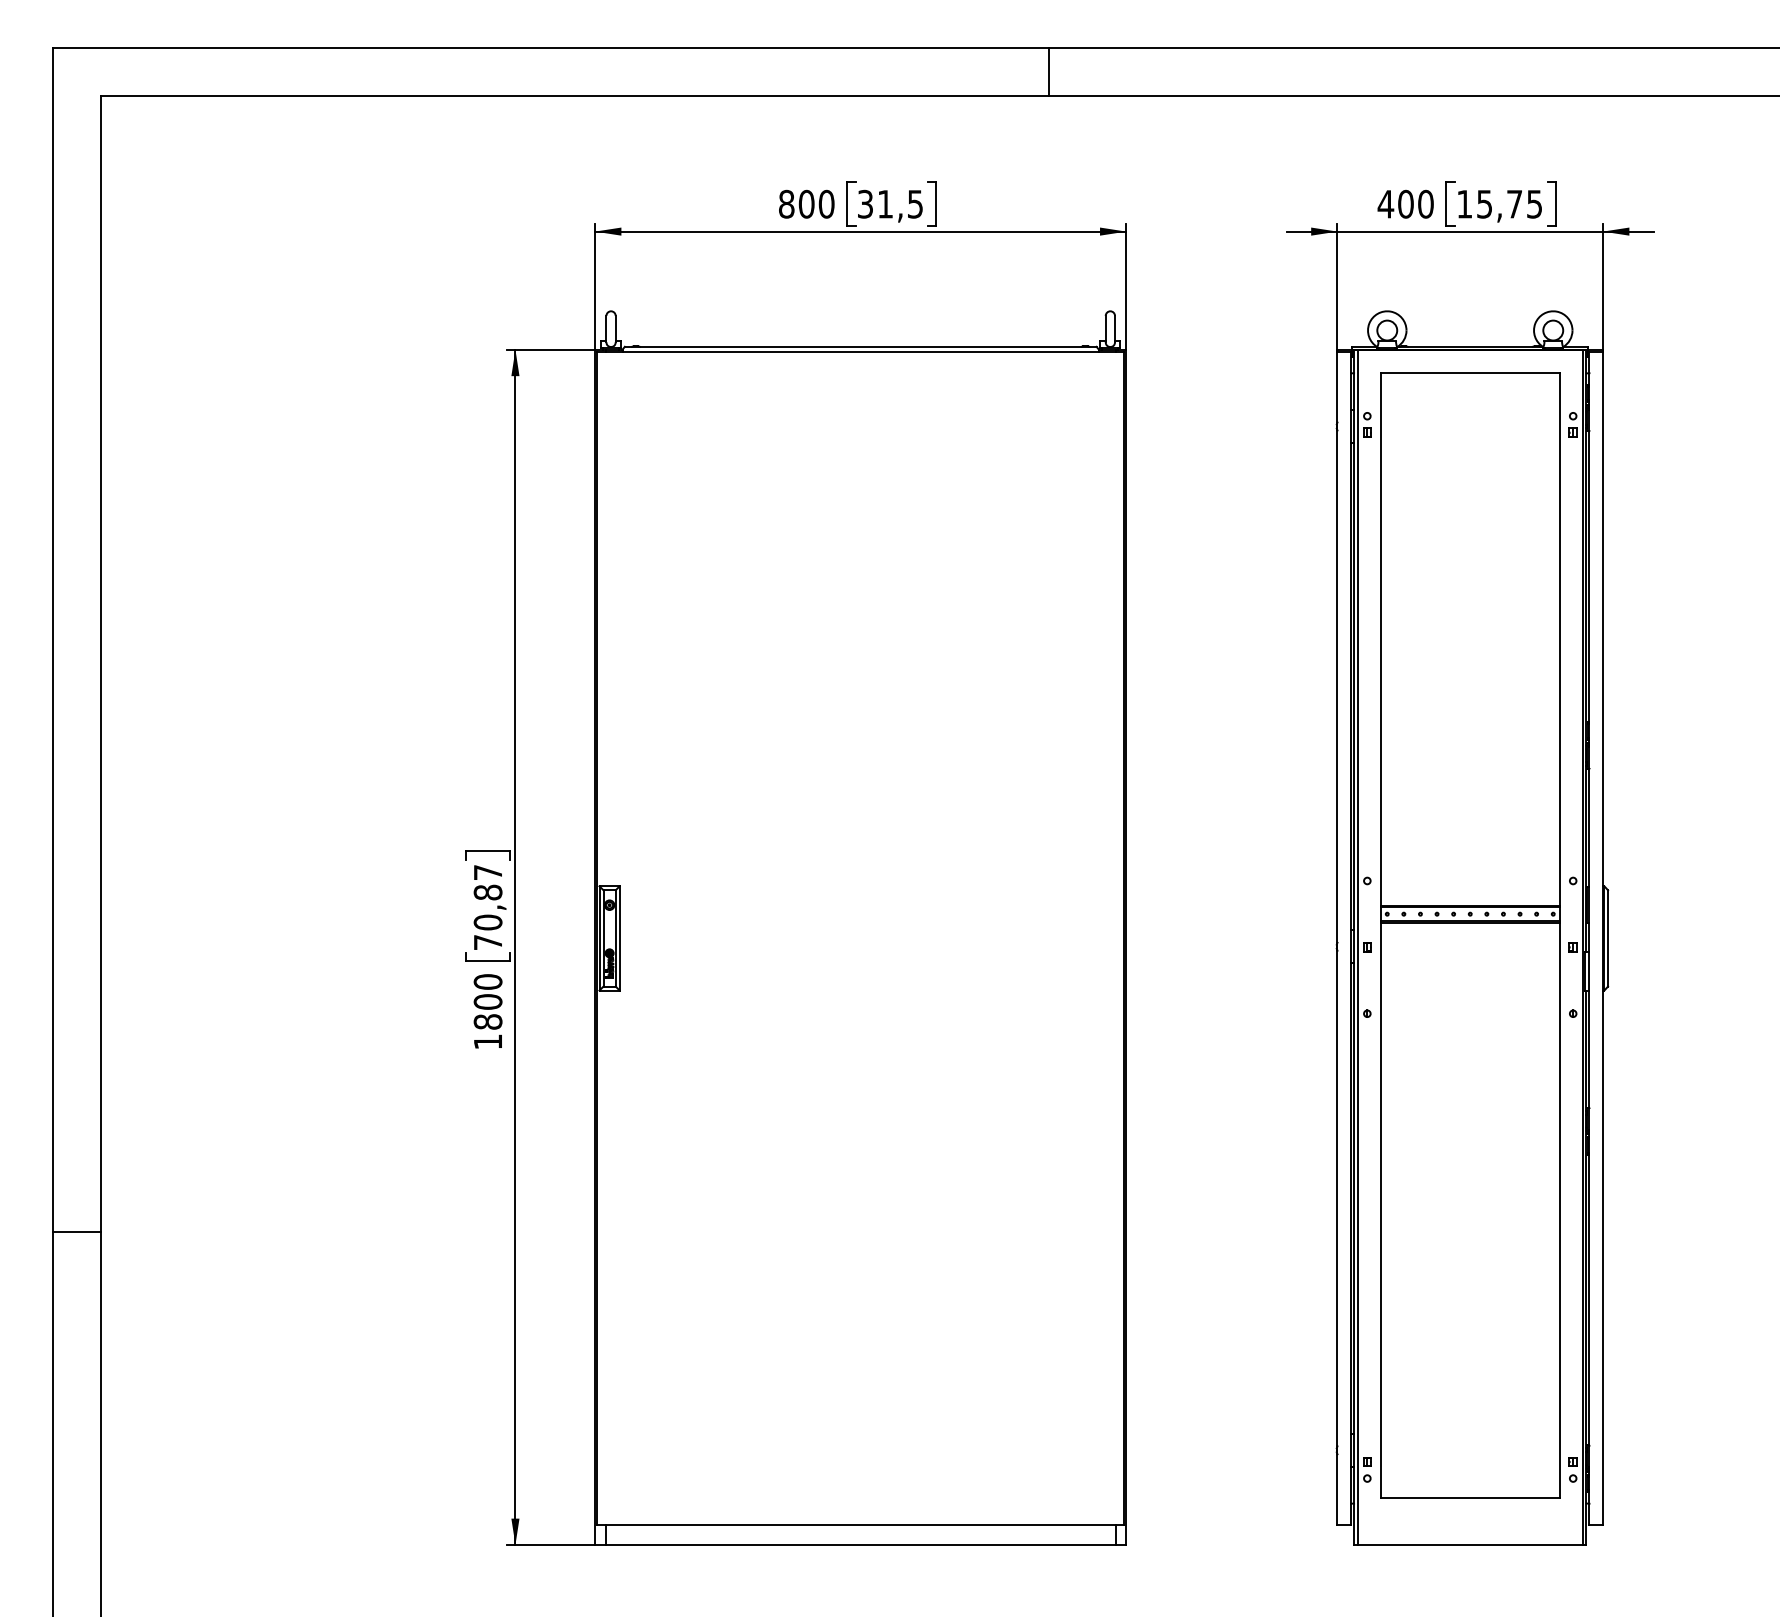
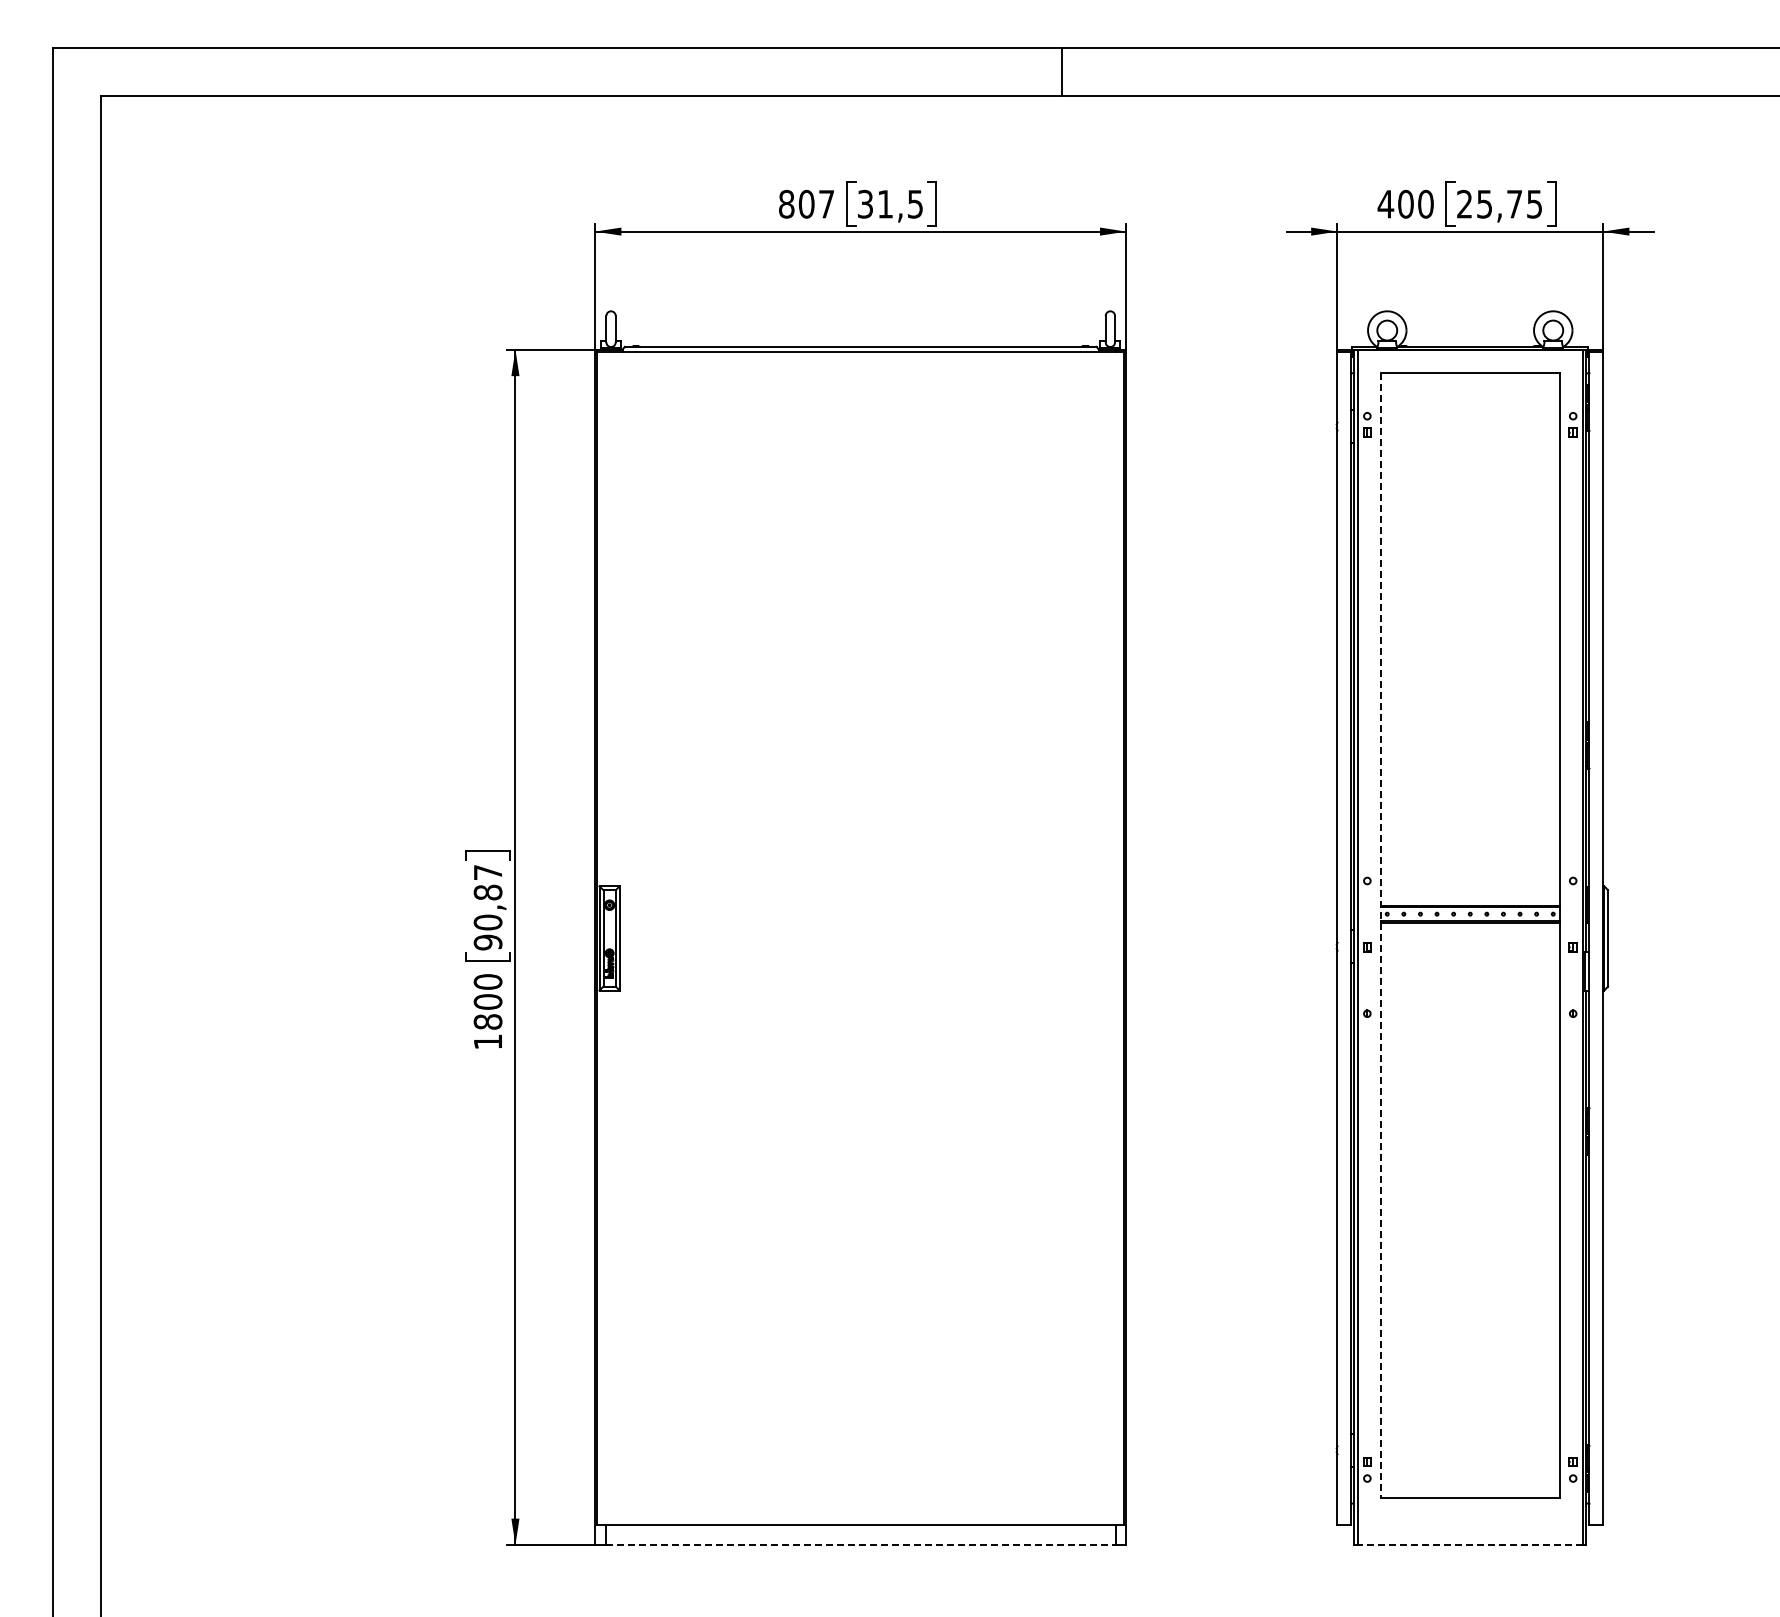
line position: (1049, 72) -> (1062, 72) (1062, 72)
text: 800 -> 807 (826, 203)
text: 15,75 -> 25,75 (1464, 203)
line: solid -> dashed (1380, 935)
text: 70,87 -> 90,87 (487, 942)
line: present -> none (77, 1231)
line: solid -> dashed (860, 1544)
line: solid -> dashed (1470, 1544)
